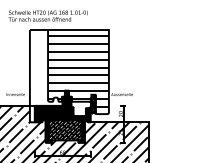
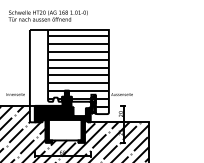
hatch: present -> none (64, 129)
